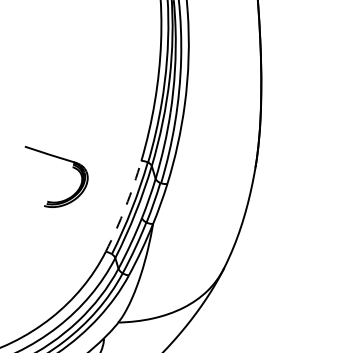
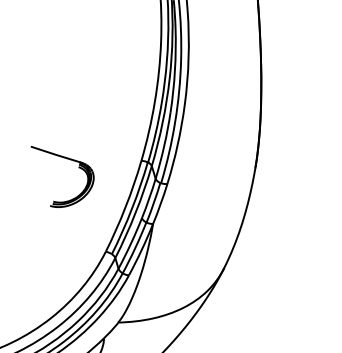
part position: (61, 159) -> (67, 159) (67, 159)
arc: dashed -> solid (125, 207)
